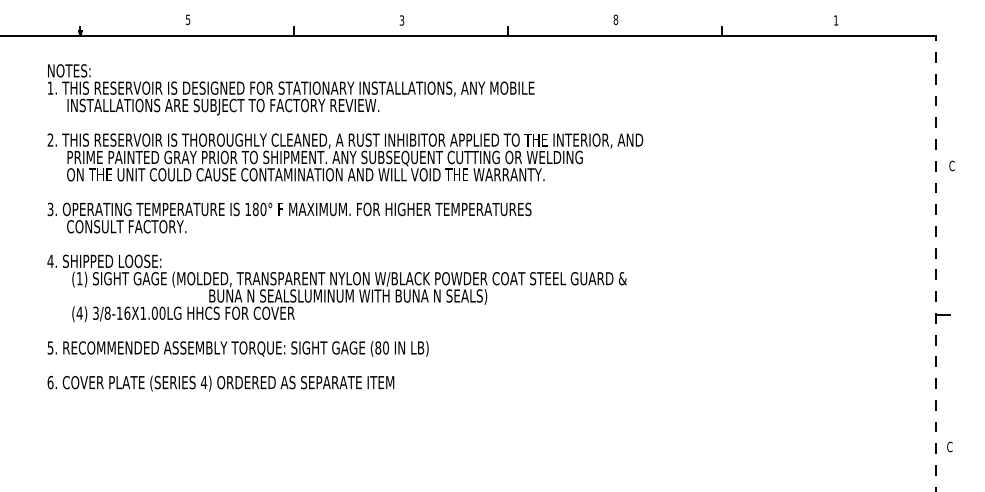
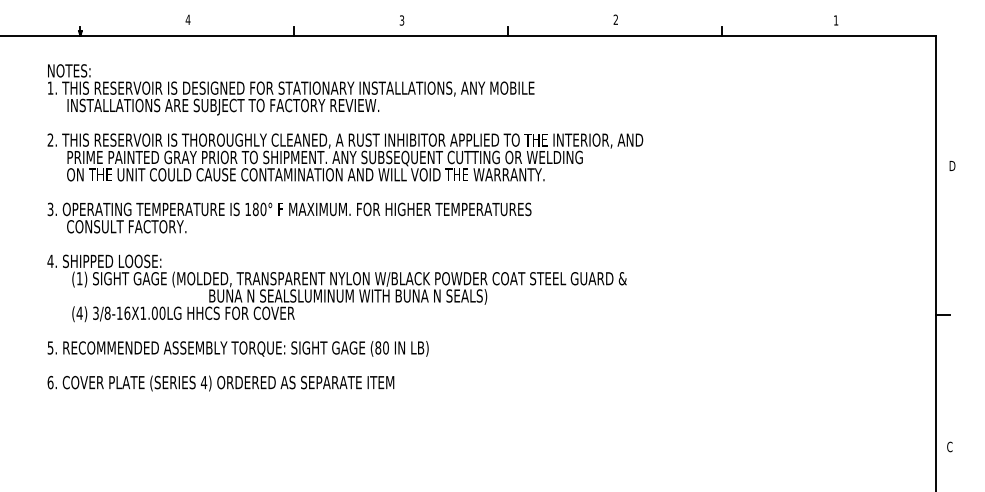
text: 5 -> 4 (187, 19)
text: 8 -> 2 (615, 19)
text: C -> D (952, 165)
line: dashed -> solid (936, 263)
